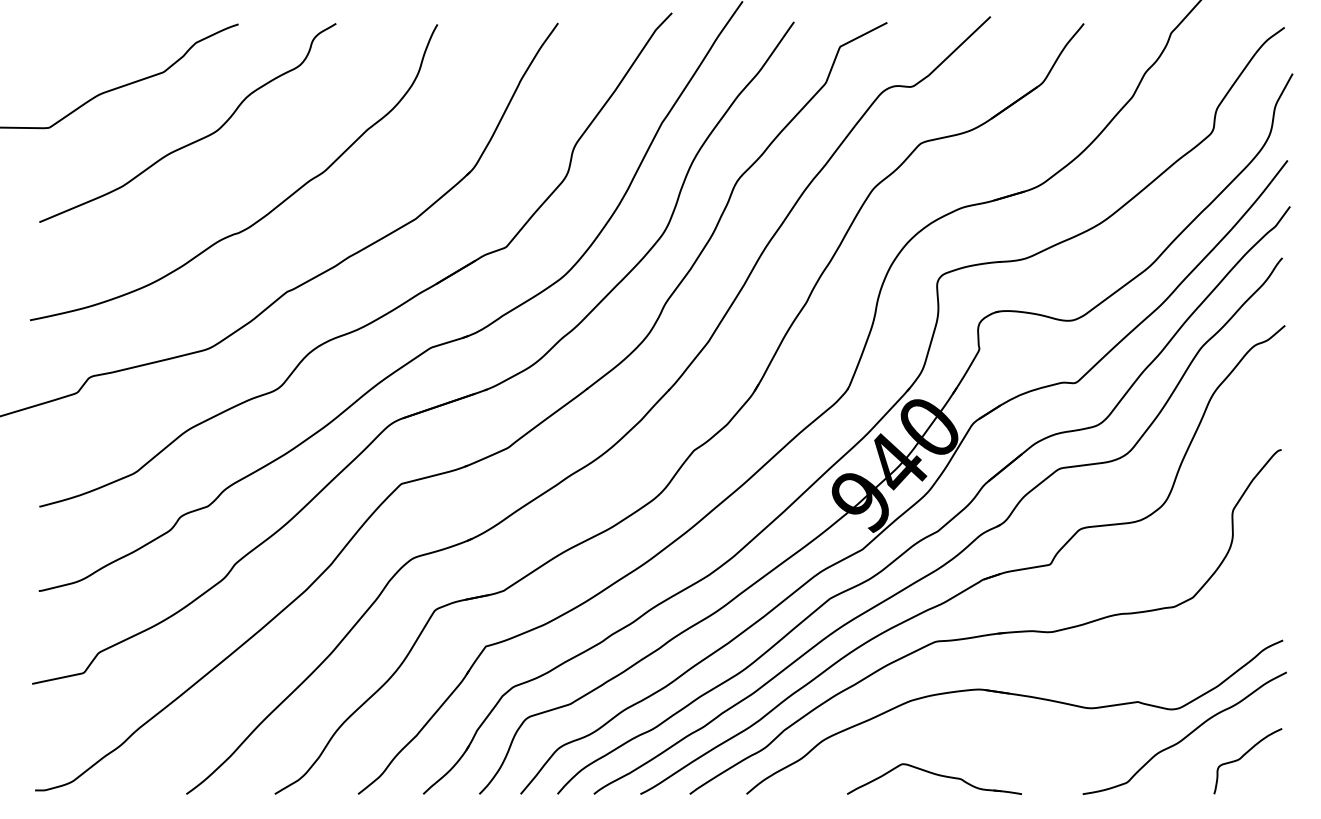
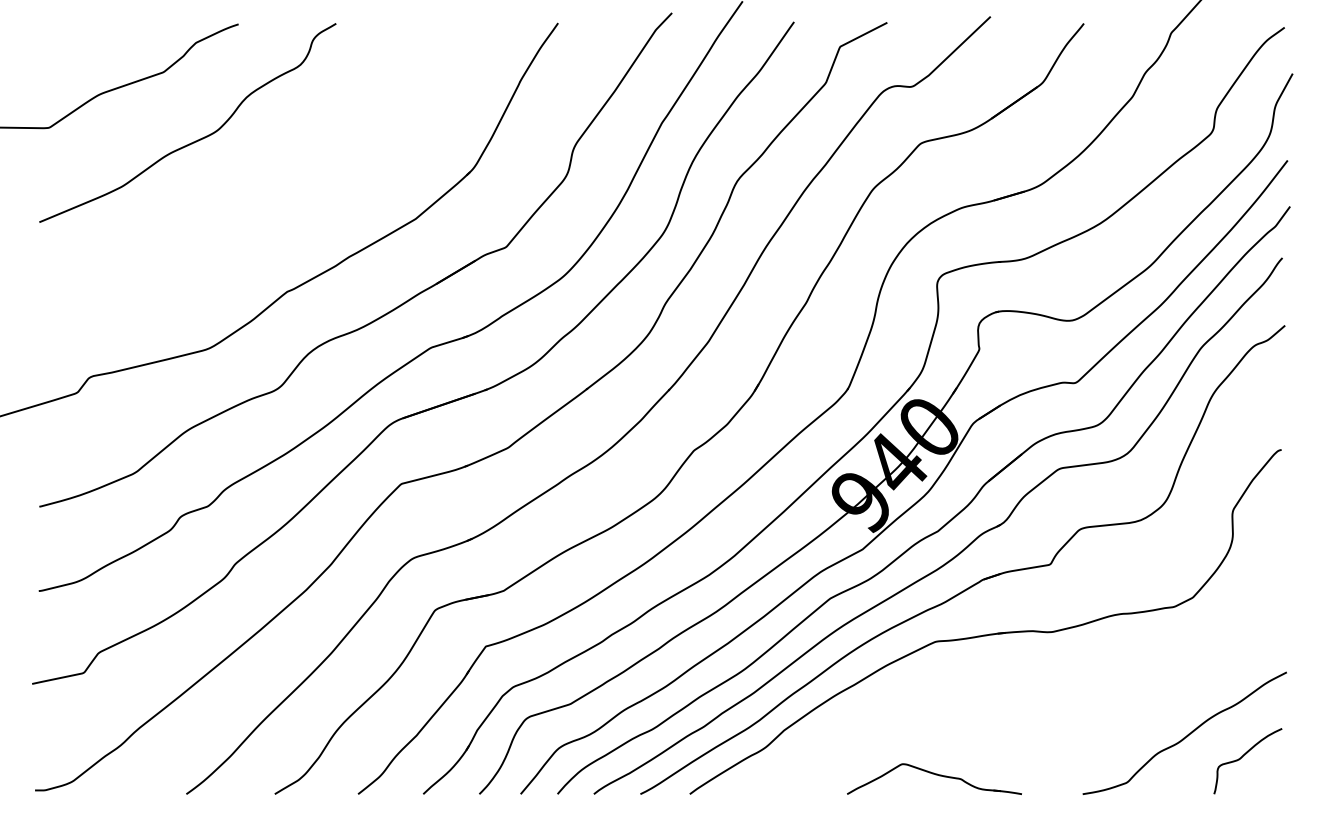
curve: present -> none (265, 214)
part: present -> none (1020, 696)
